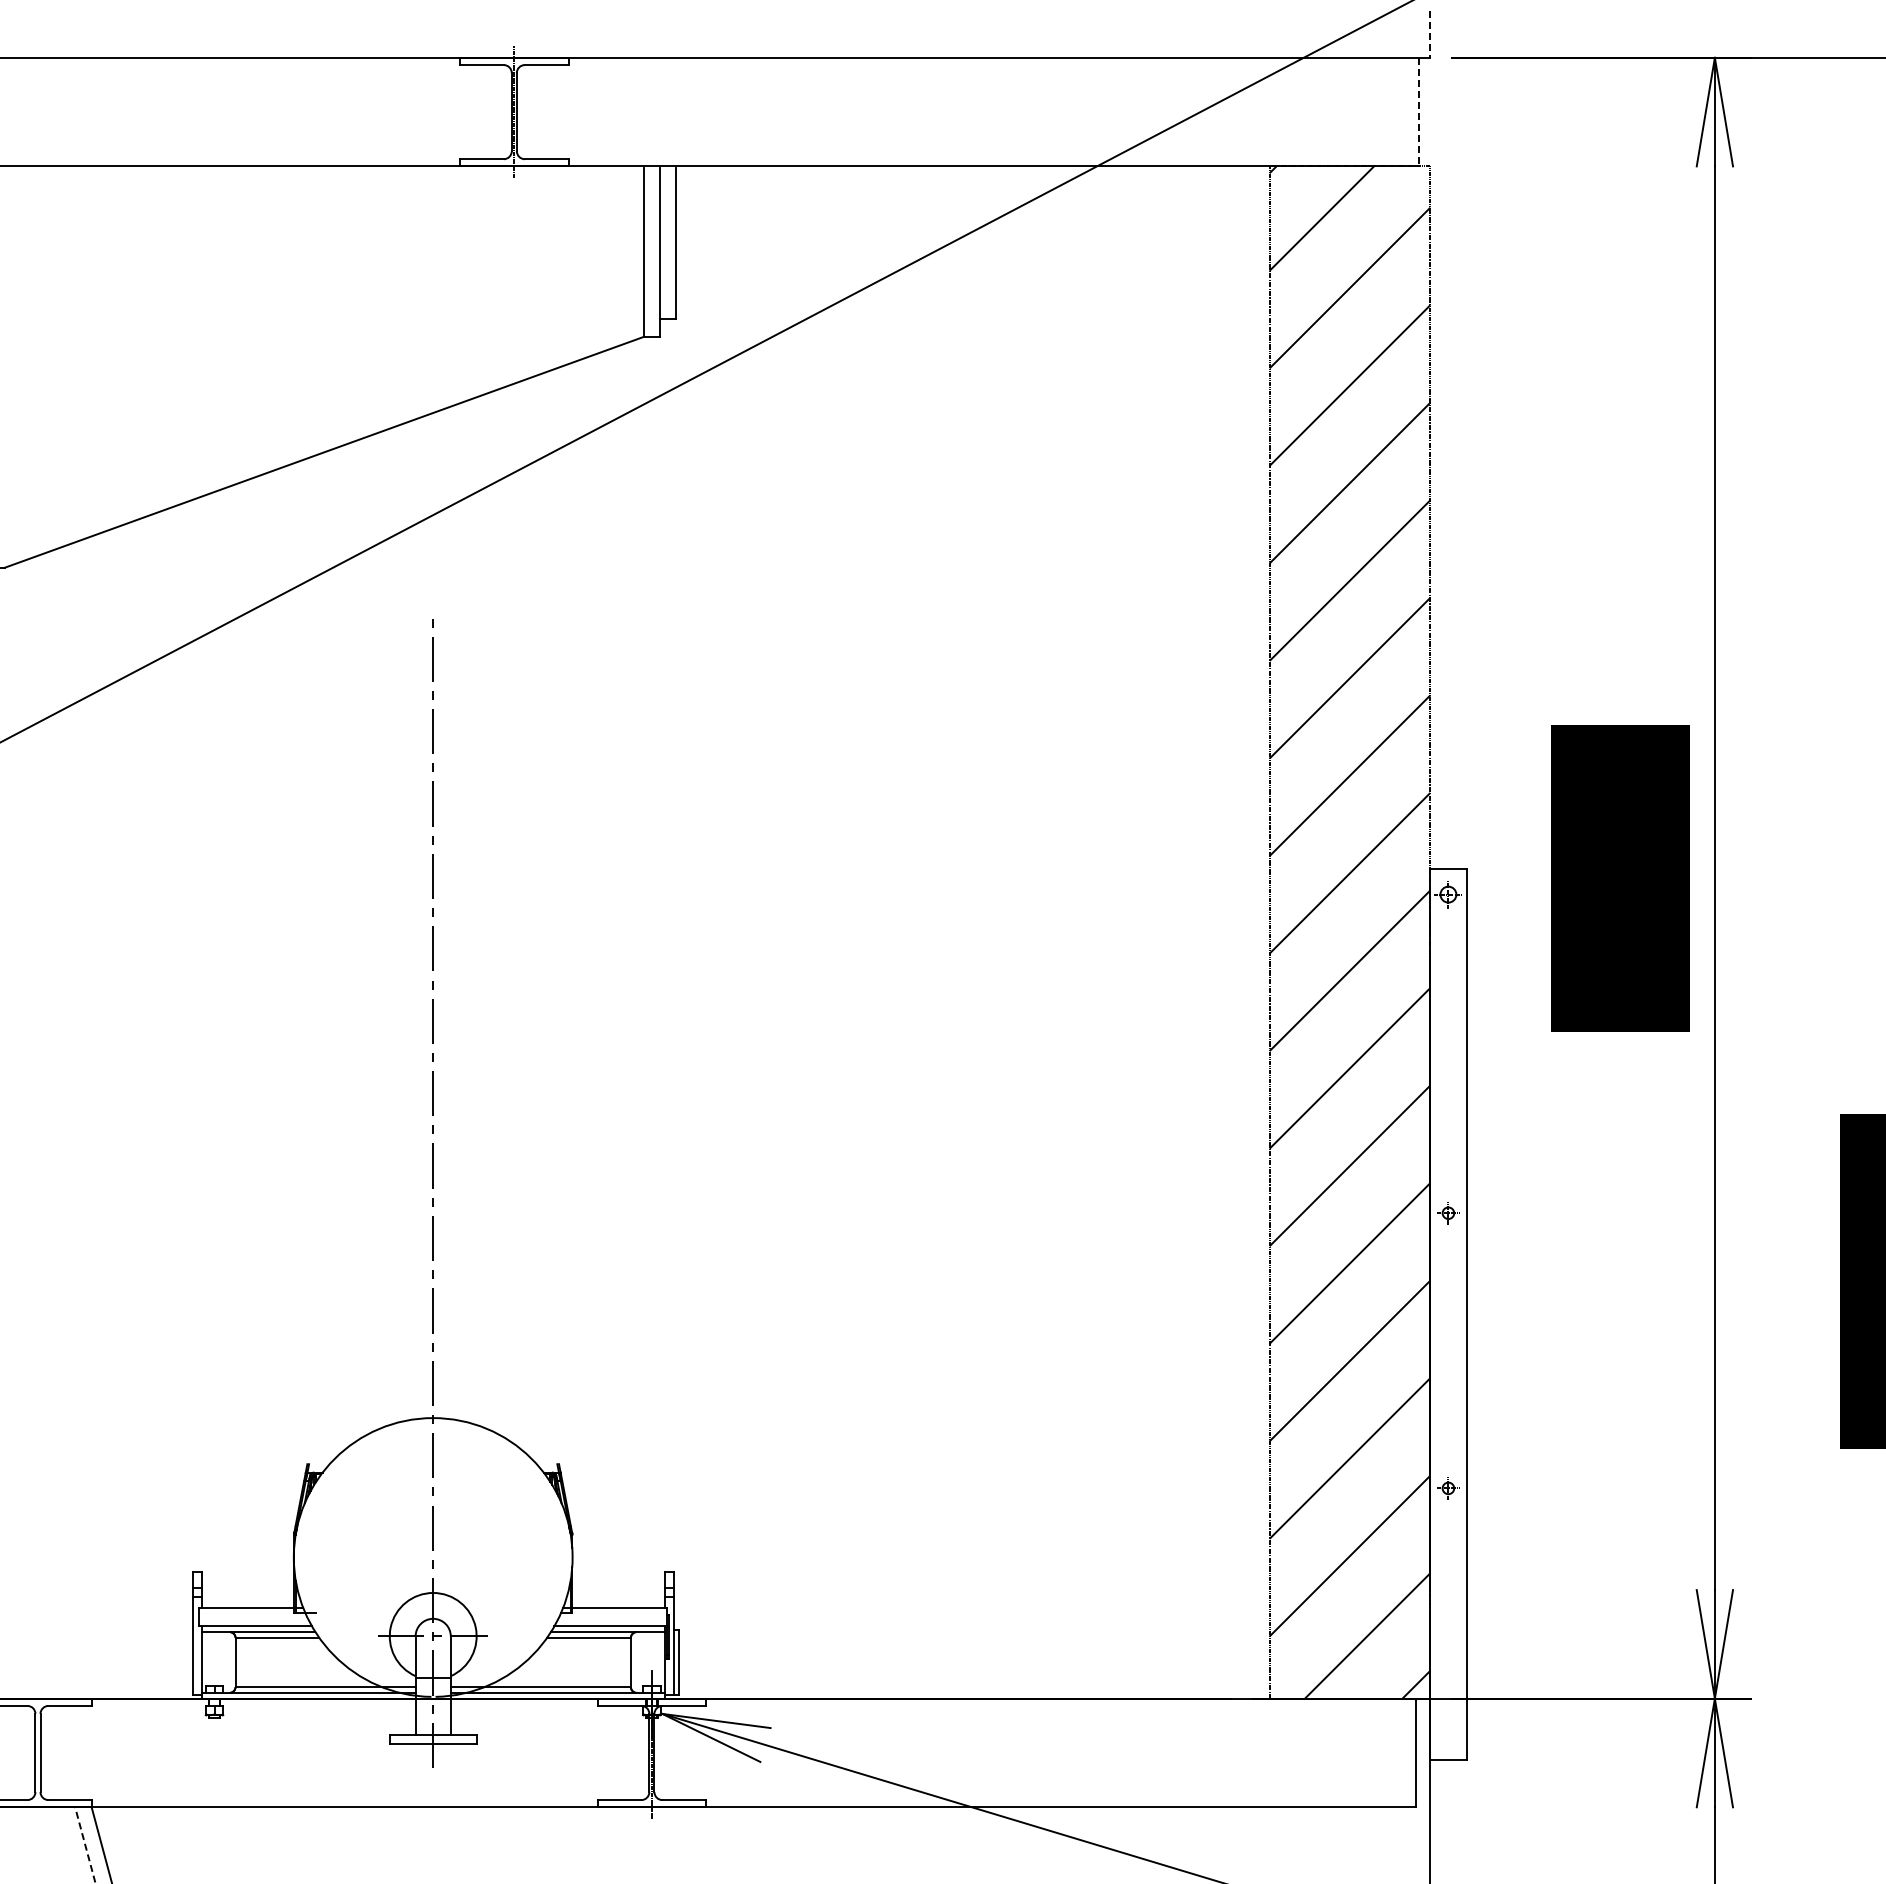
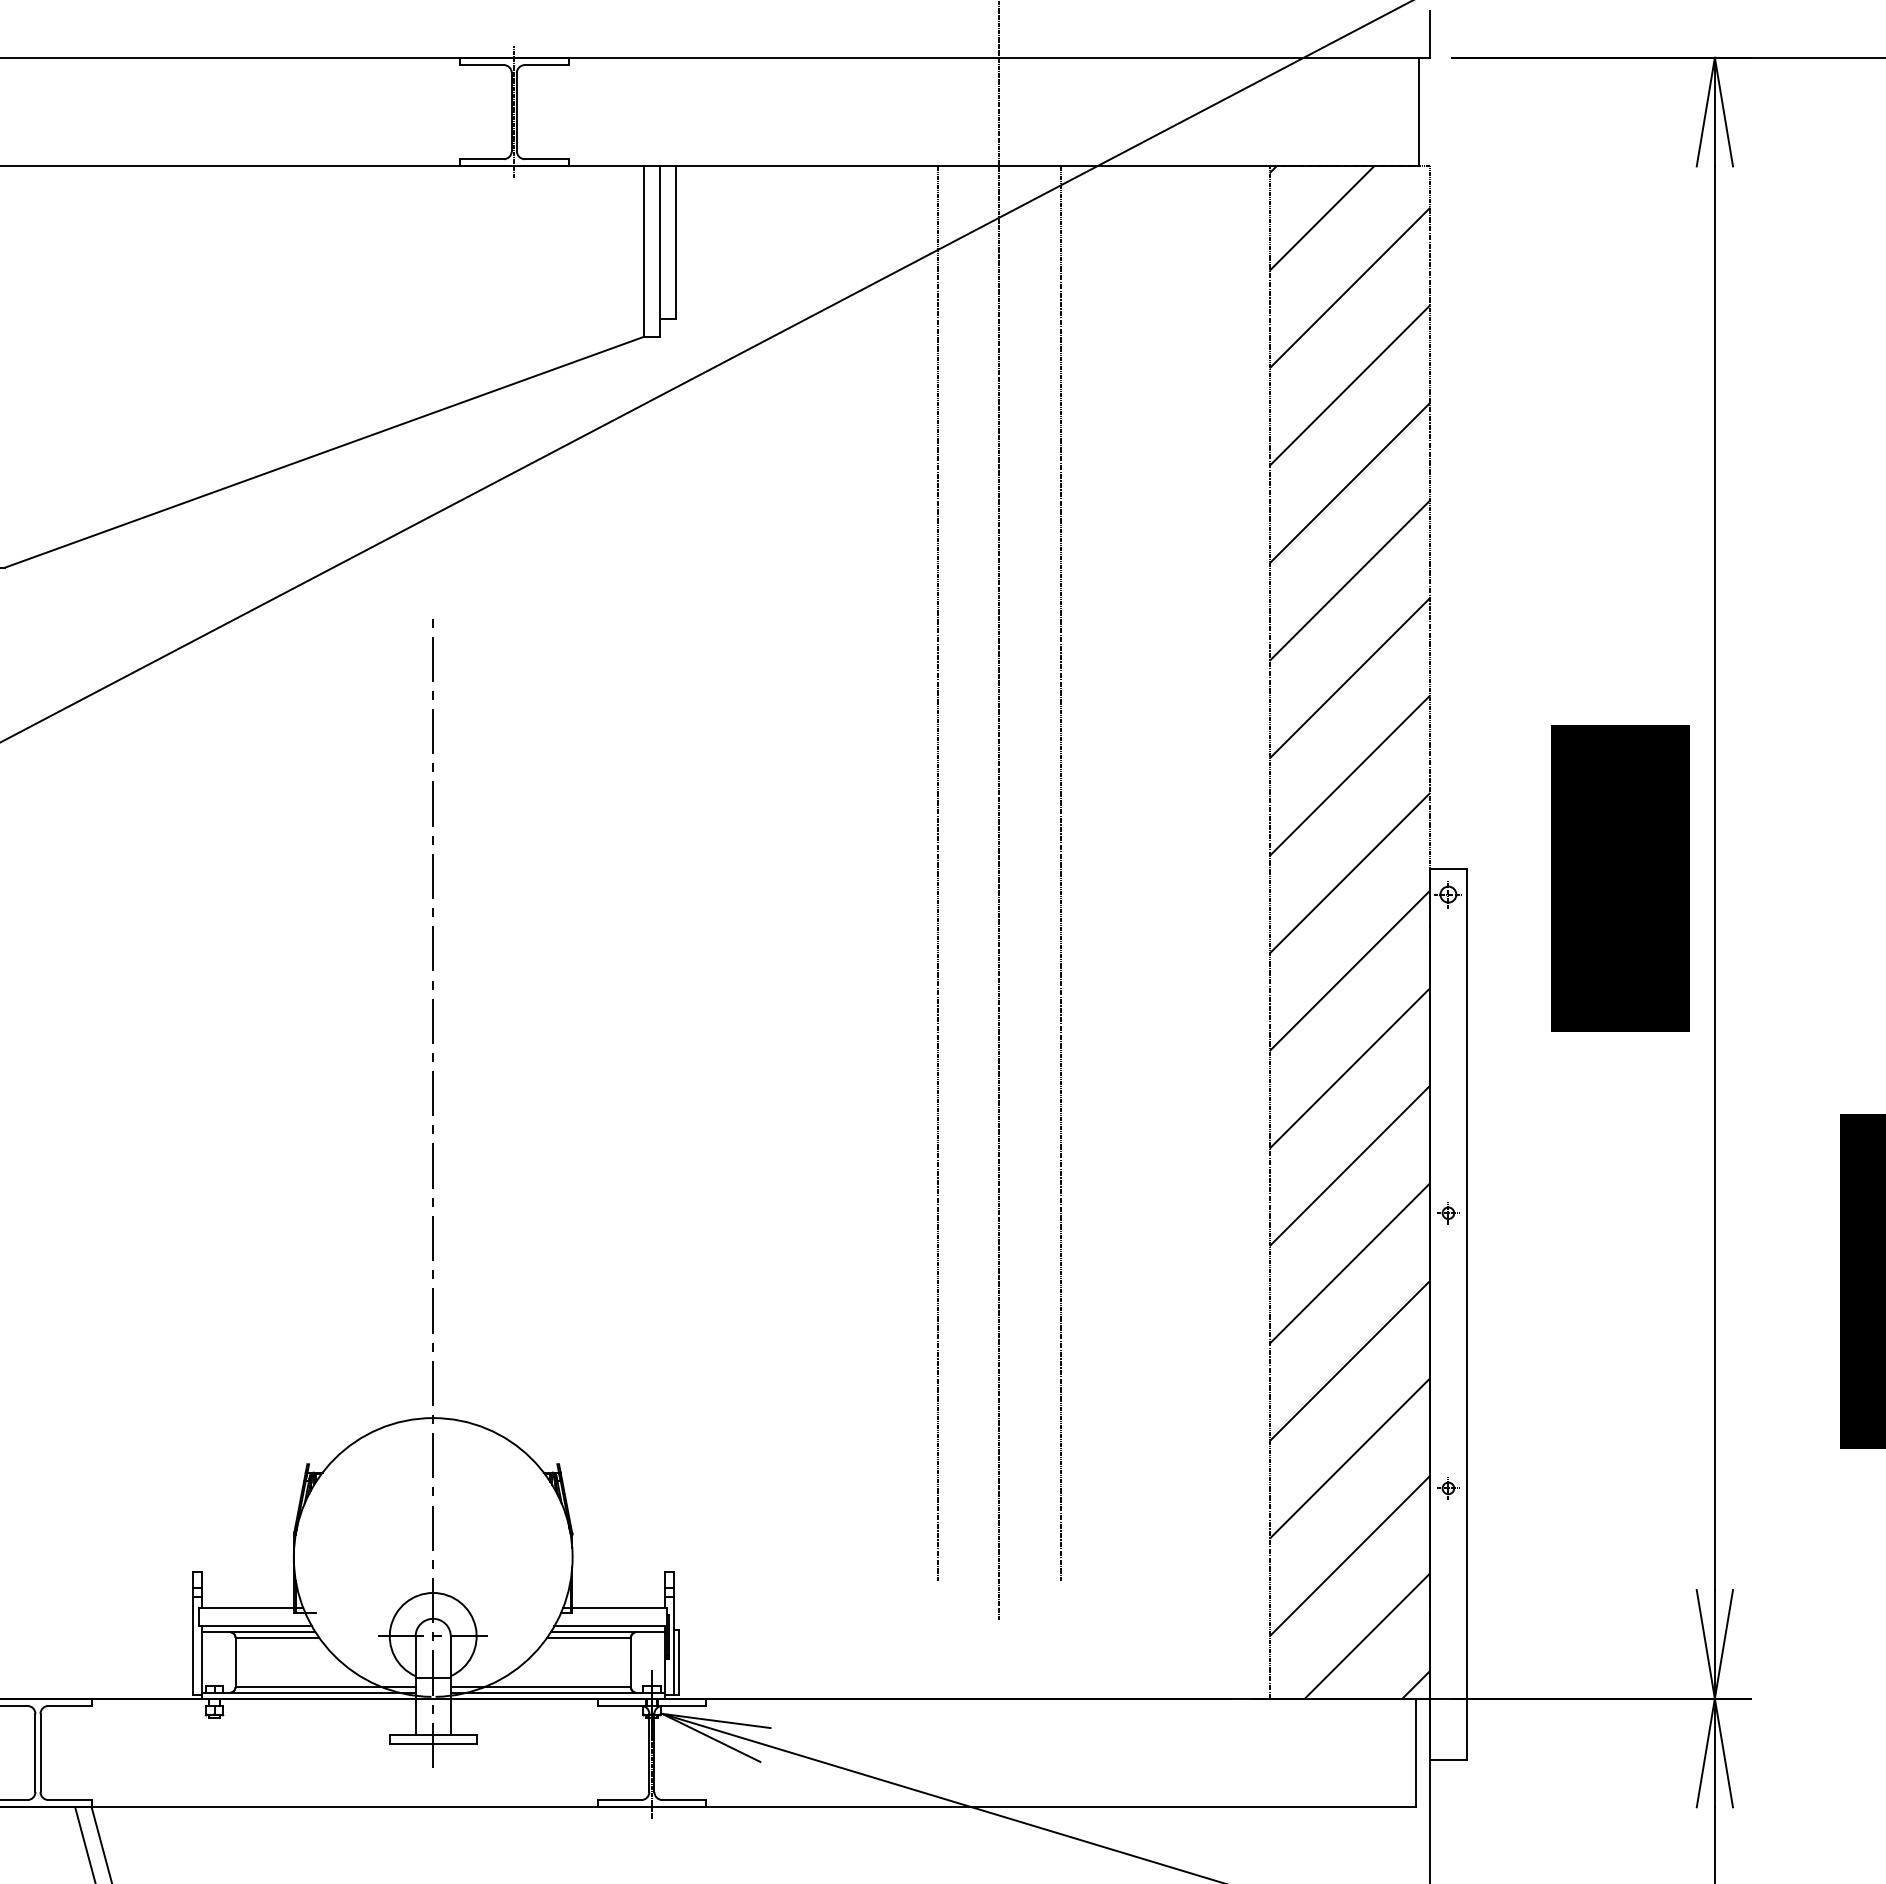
line: dashed -> solid (1430, 34)
line: dashed -> solid (1419, 112)
line: none -> present (999, 811)
line: none -> present (937, 873)
line: none -> present (1061, 873)
line: dashed -> solid (85, 1844)
